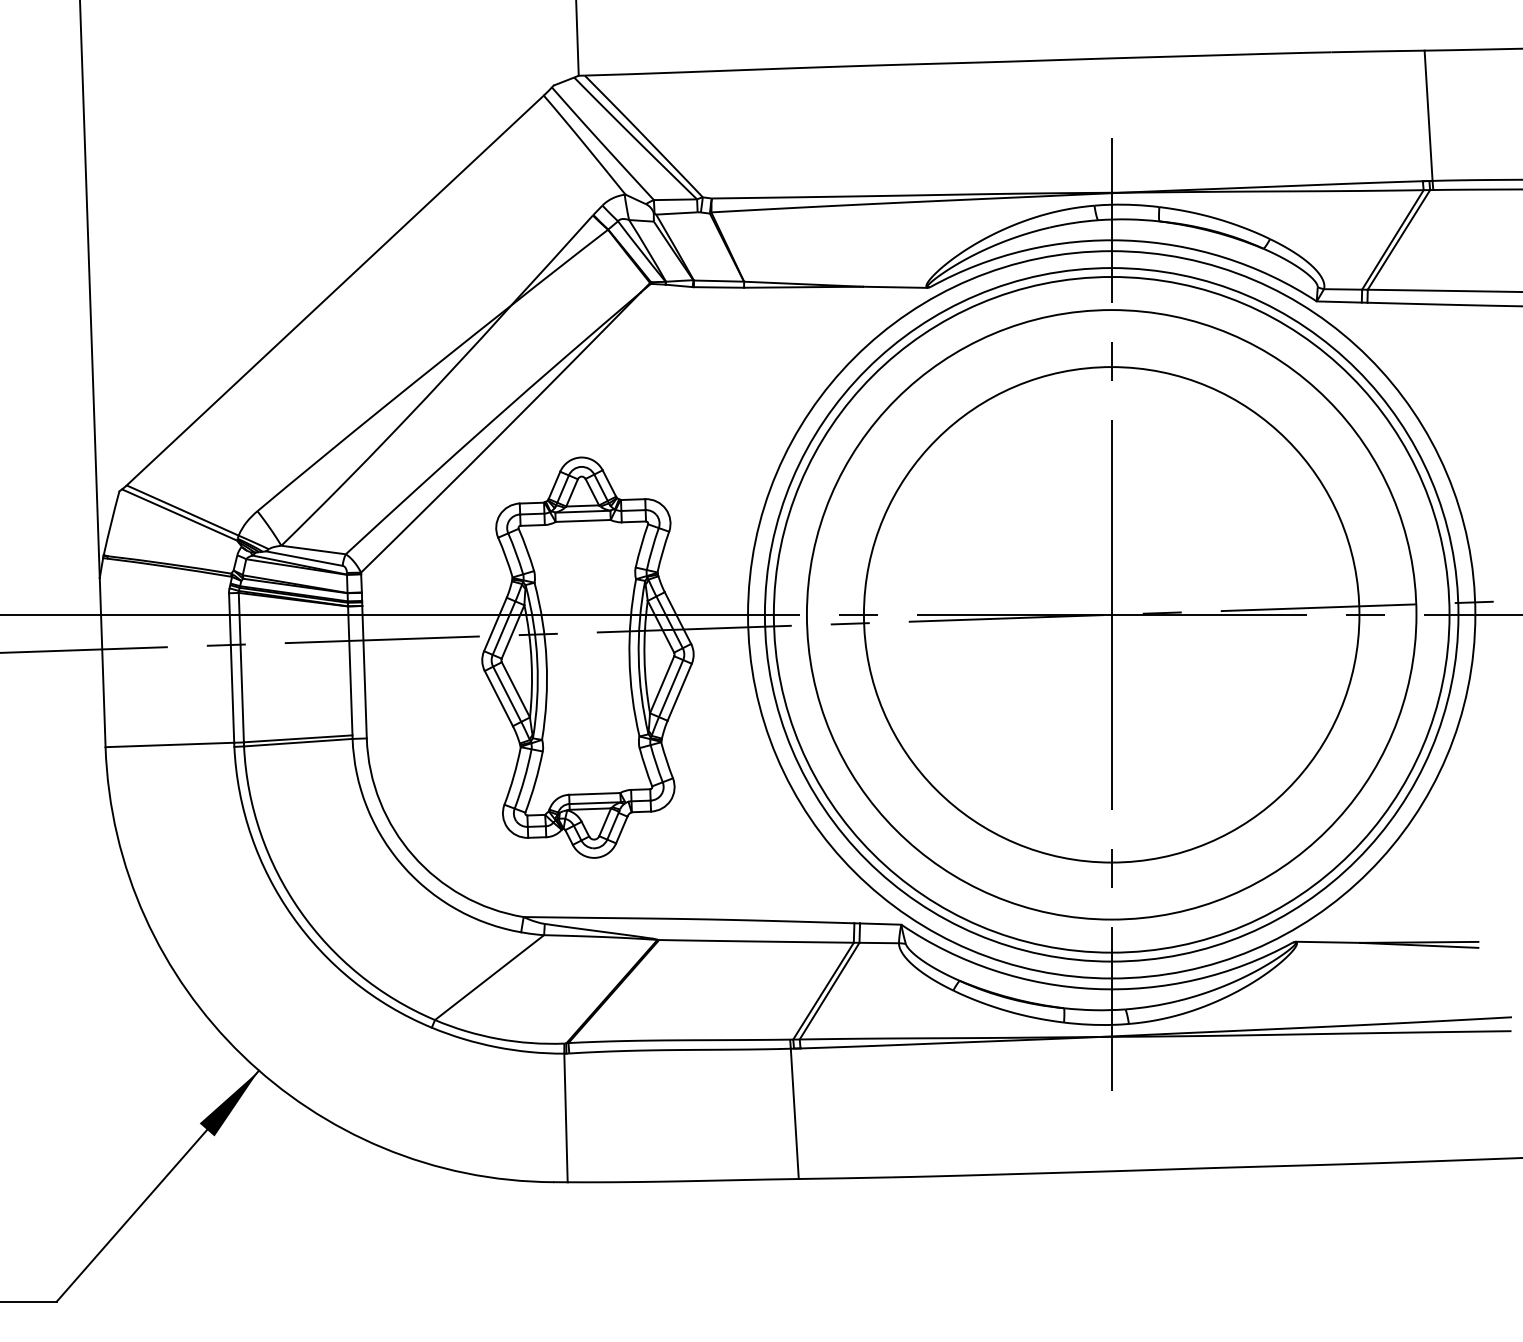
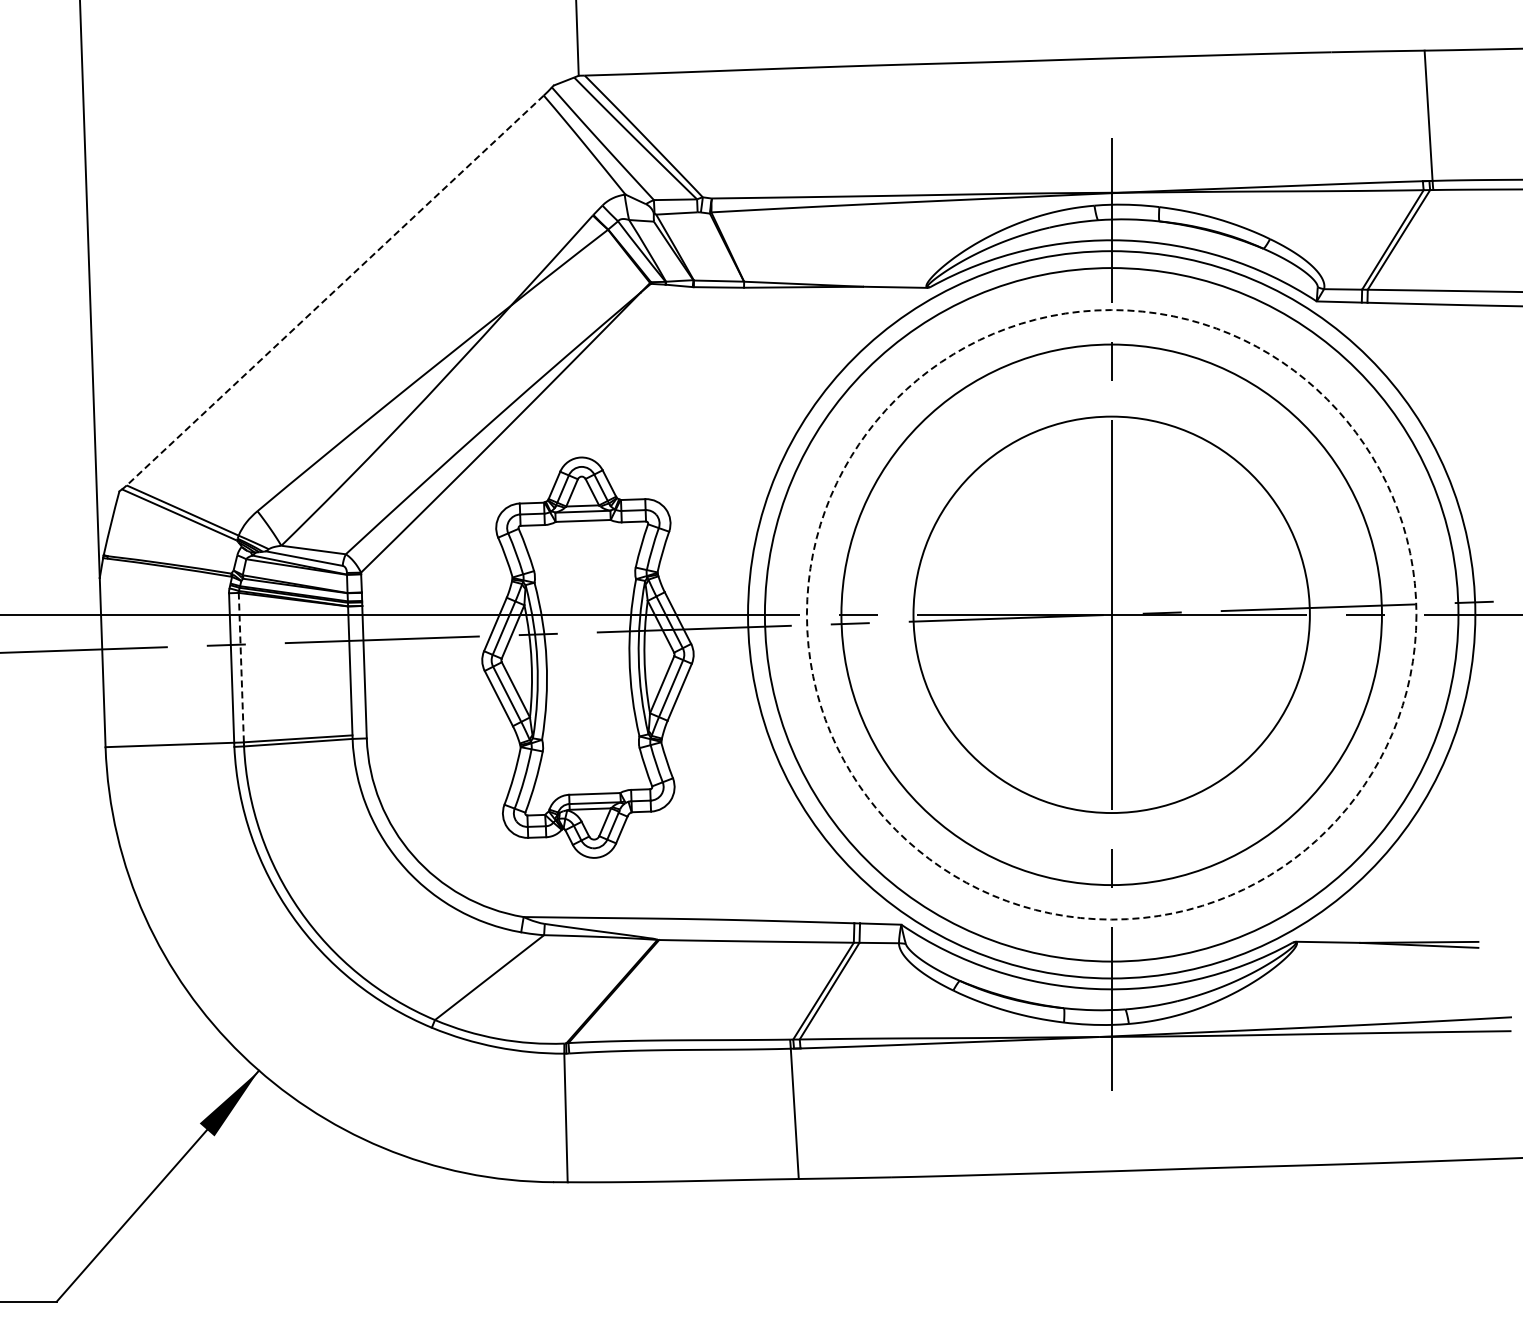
line: solid -> dashed (334, 290)
circle diameter: 495 px -> 396 px (1111, 614)
circle diameter: 676 px -> 541 px (1111, 614)
circle: solid -> dashed (1111, 614)
line: solid -> dashed (241, 667)
